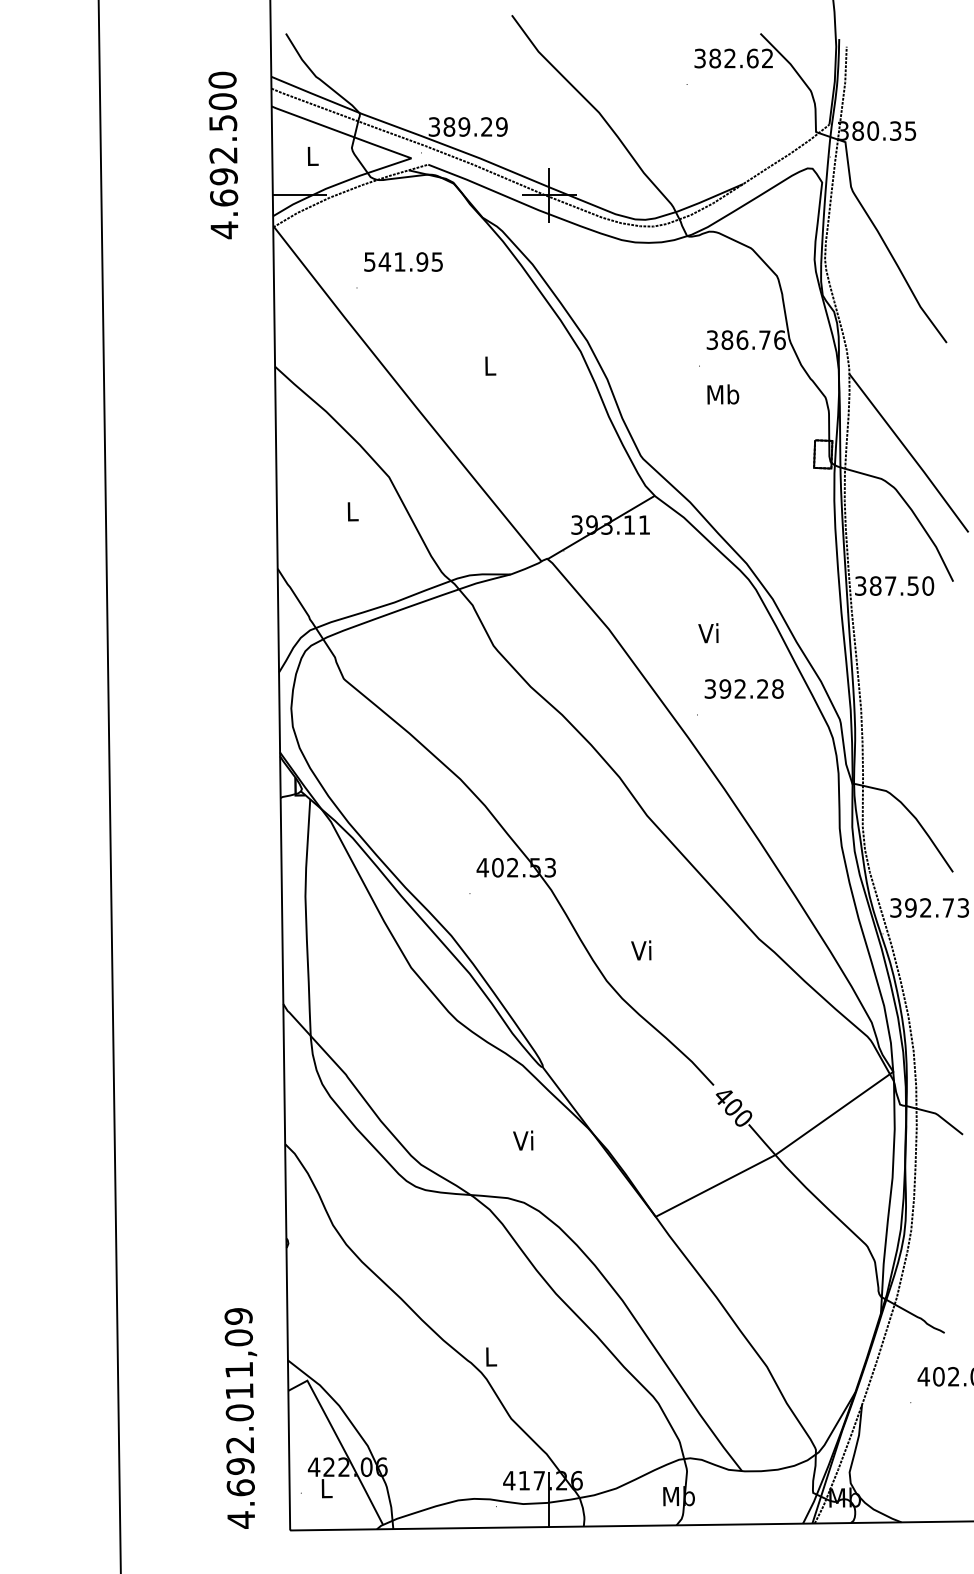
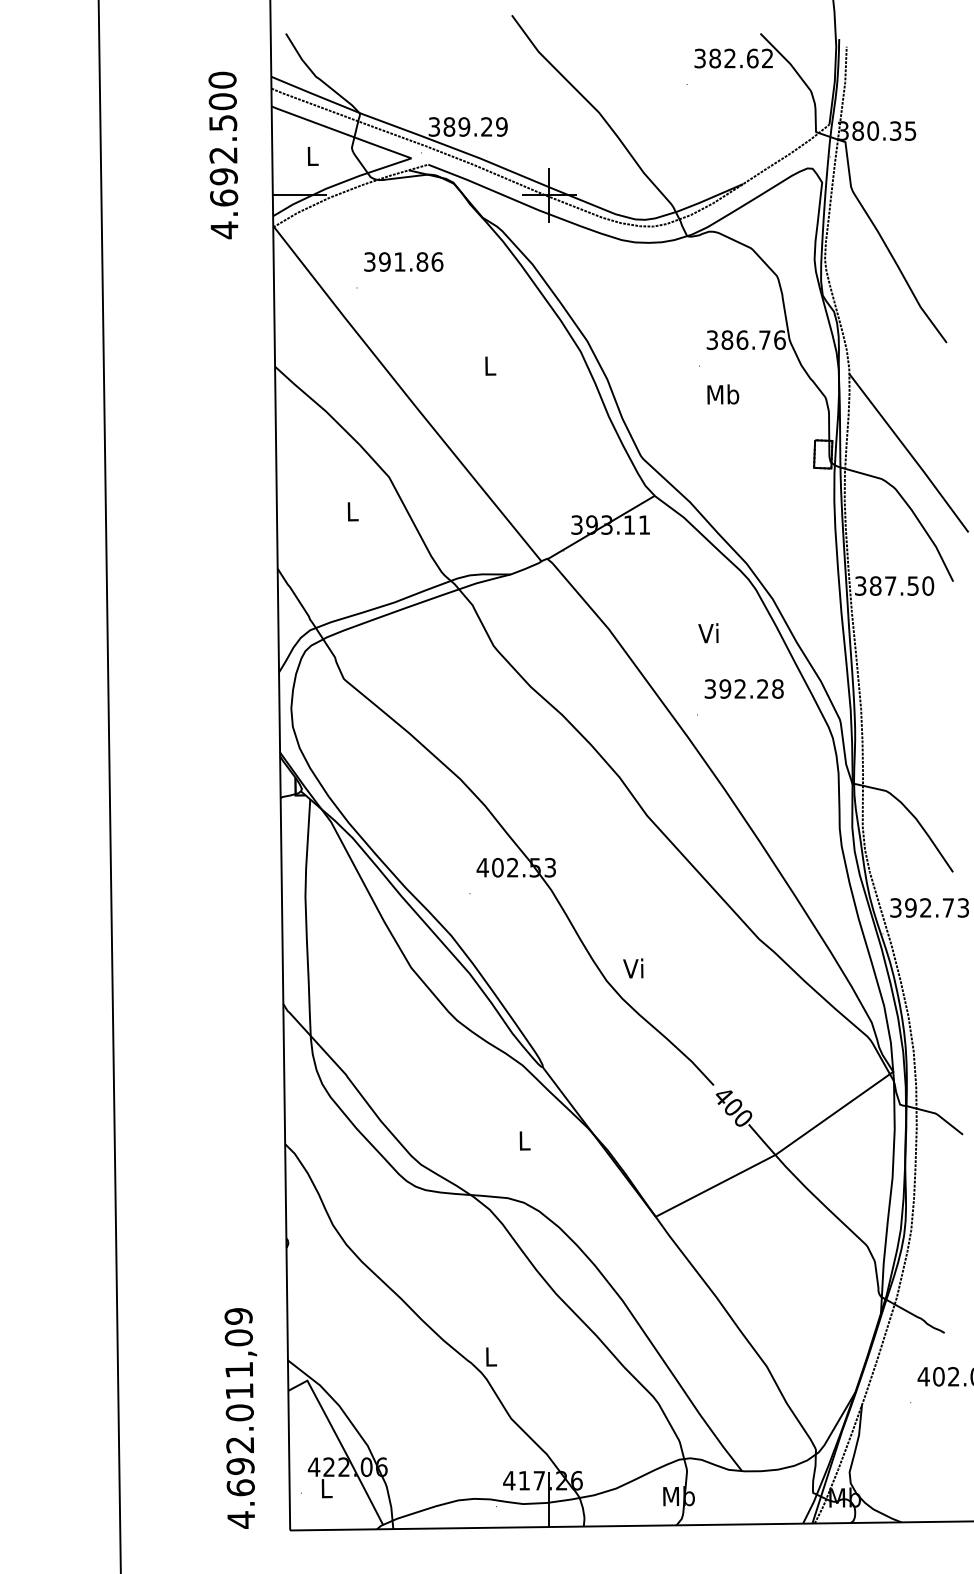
text: 541.95 -> 391.86 (403, 261)
text position: (641, 950) -> (633, 968) (633, 968)
text: Vi -> L (523, 1140)
